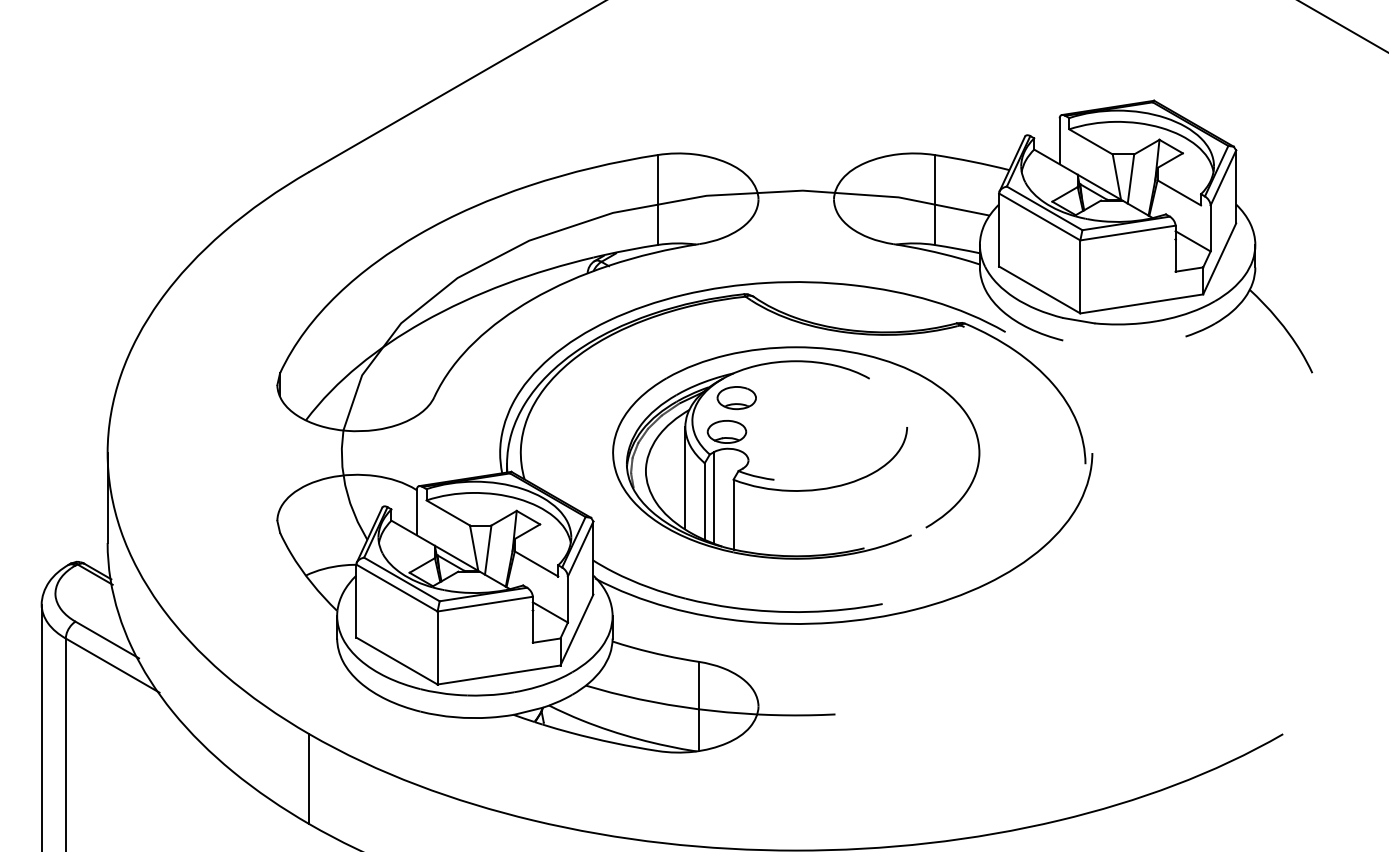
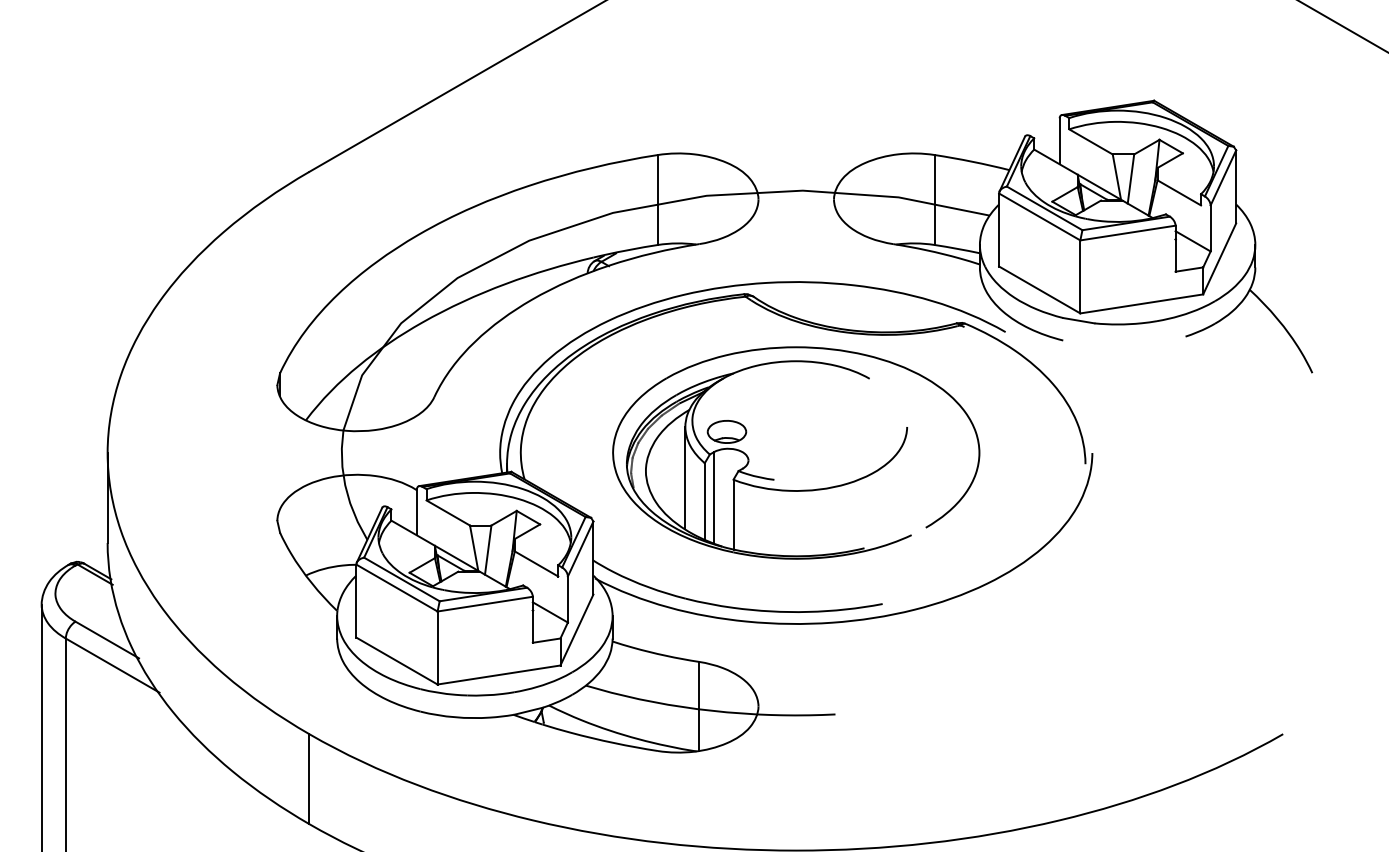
part: present -> none (736, 398)
